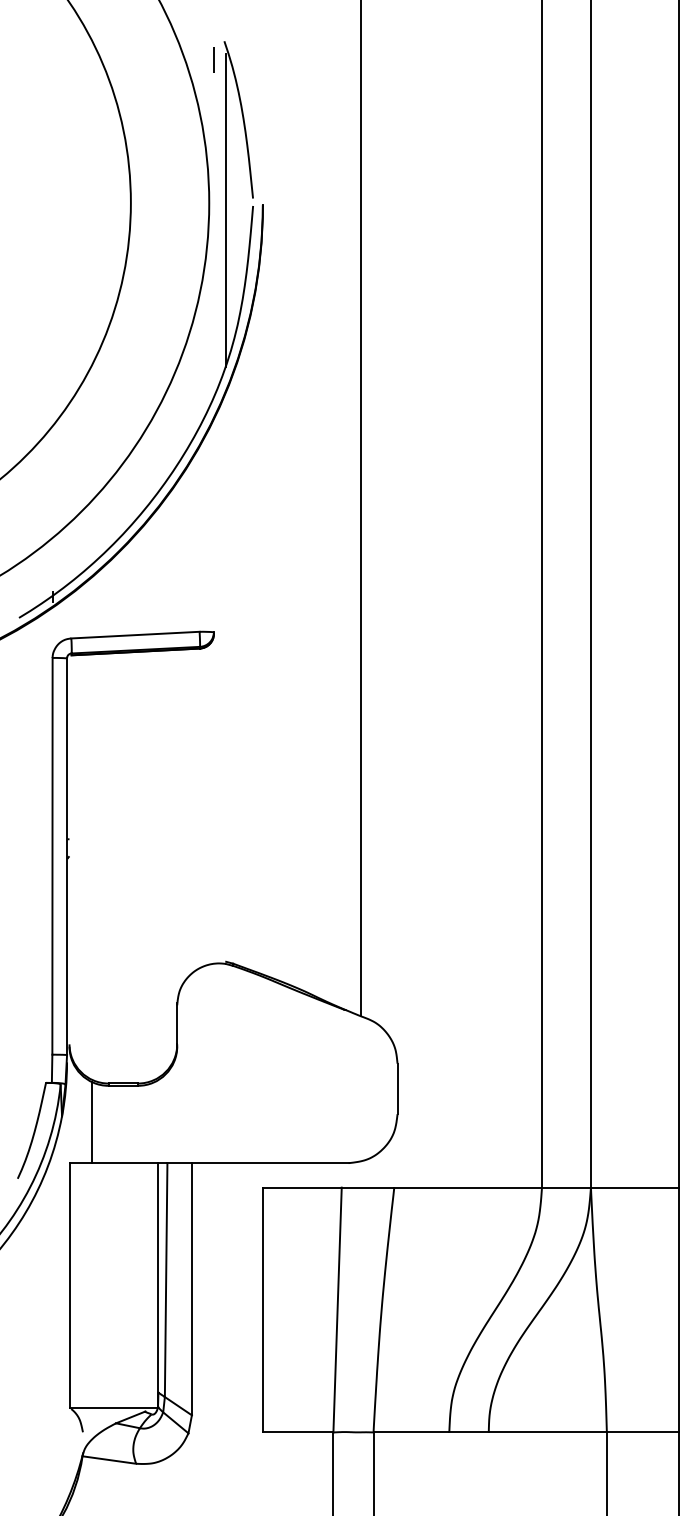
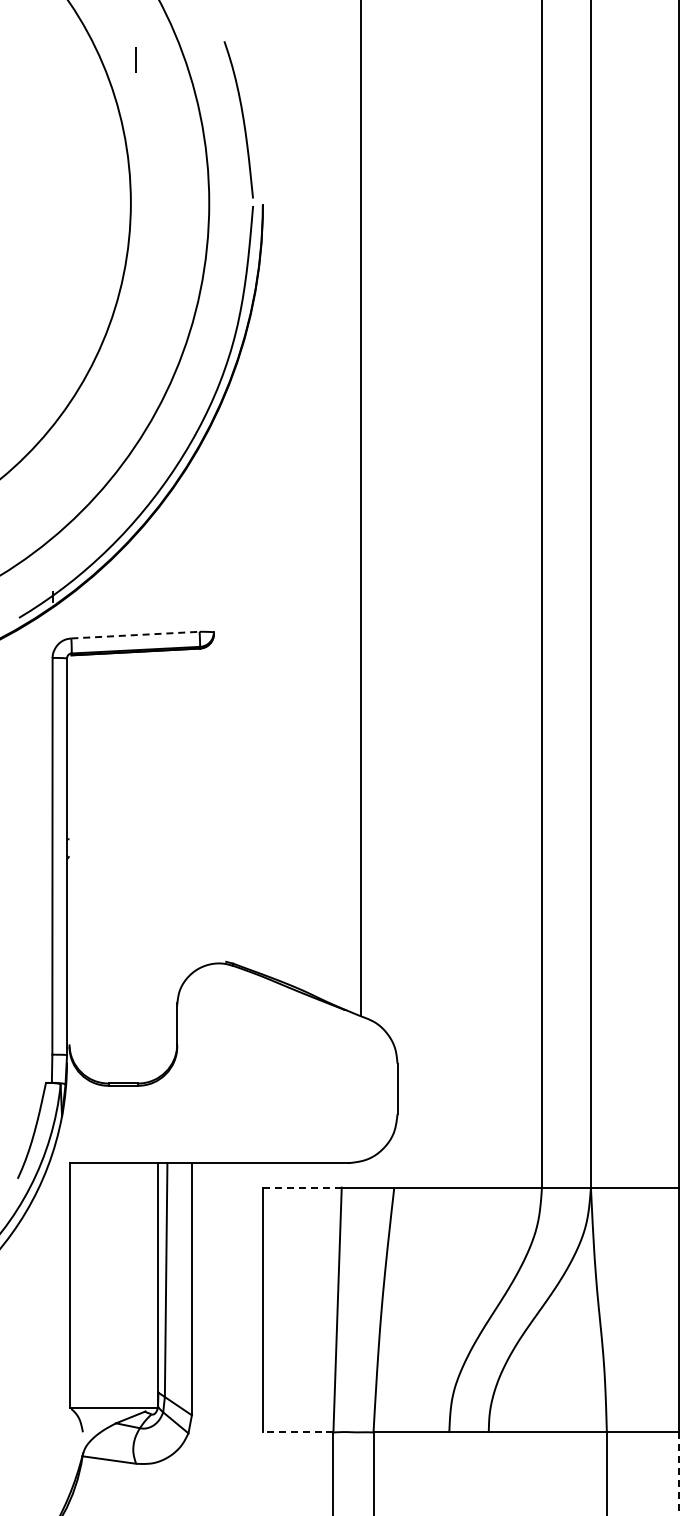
line position: (213, 59) -> (135, 59) (135, 59)
line: present -> none (226, 209)
line: solid -> dashed (135, 635)
line: present -> none (91, 1122)
line: solid -> dashed (301, 1187)
line: solid -> dashed (297, 1432)
line: solid -> dashed (679, 1474)
